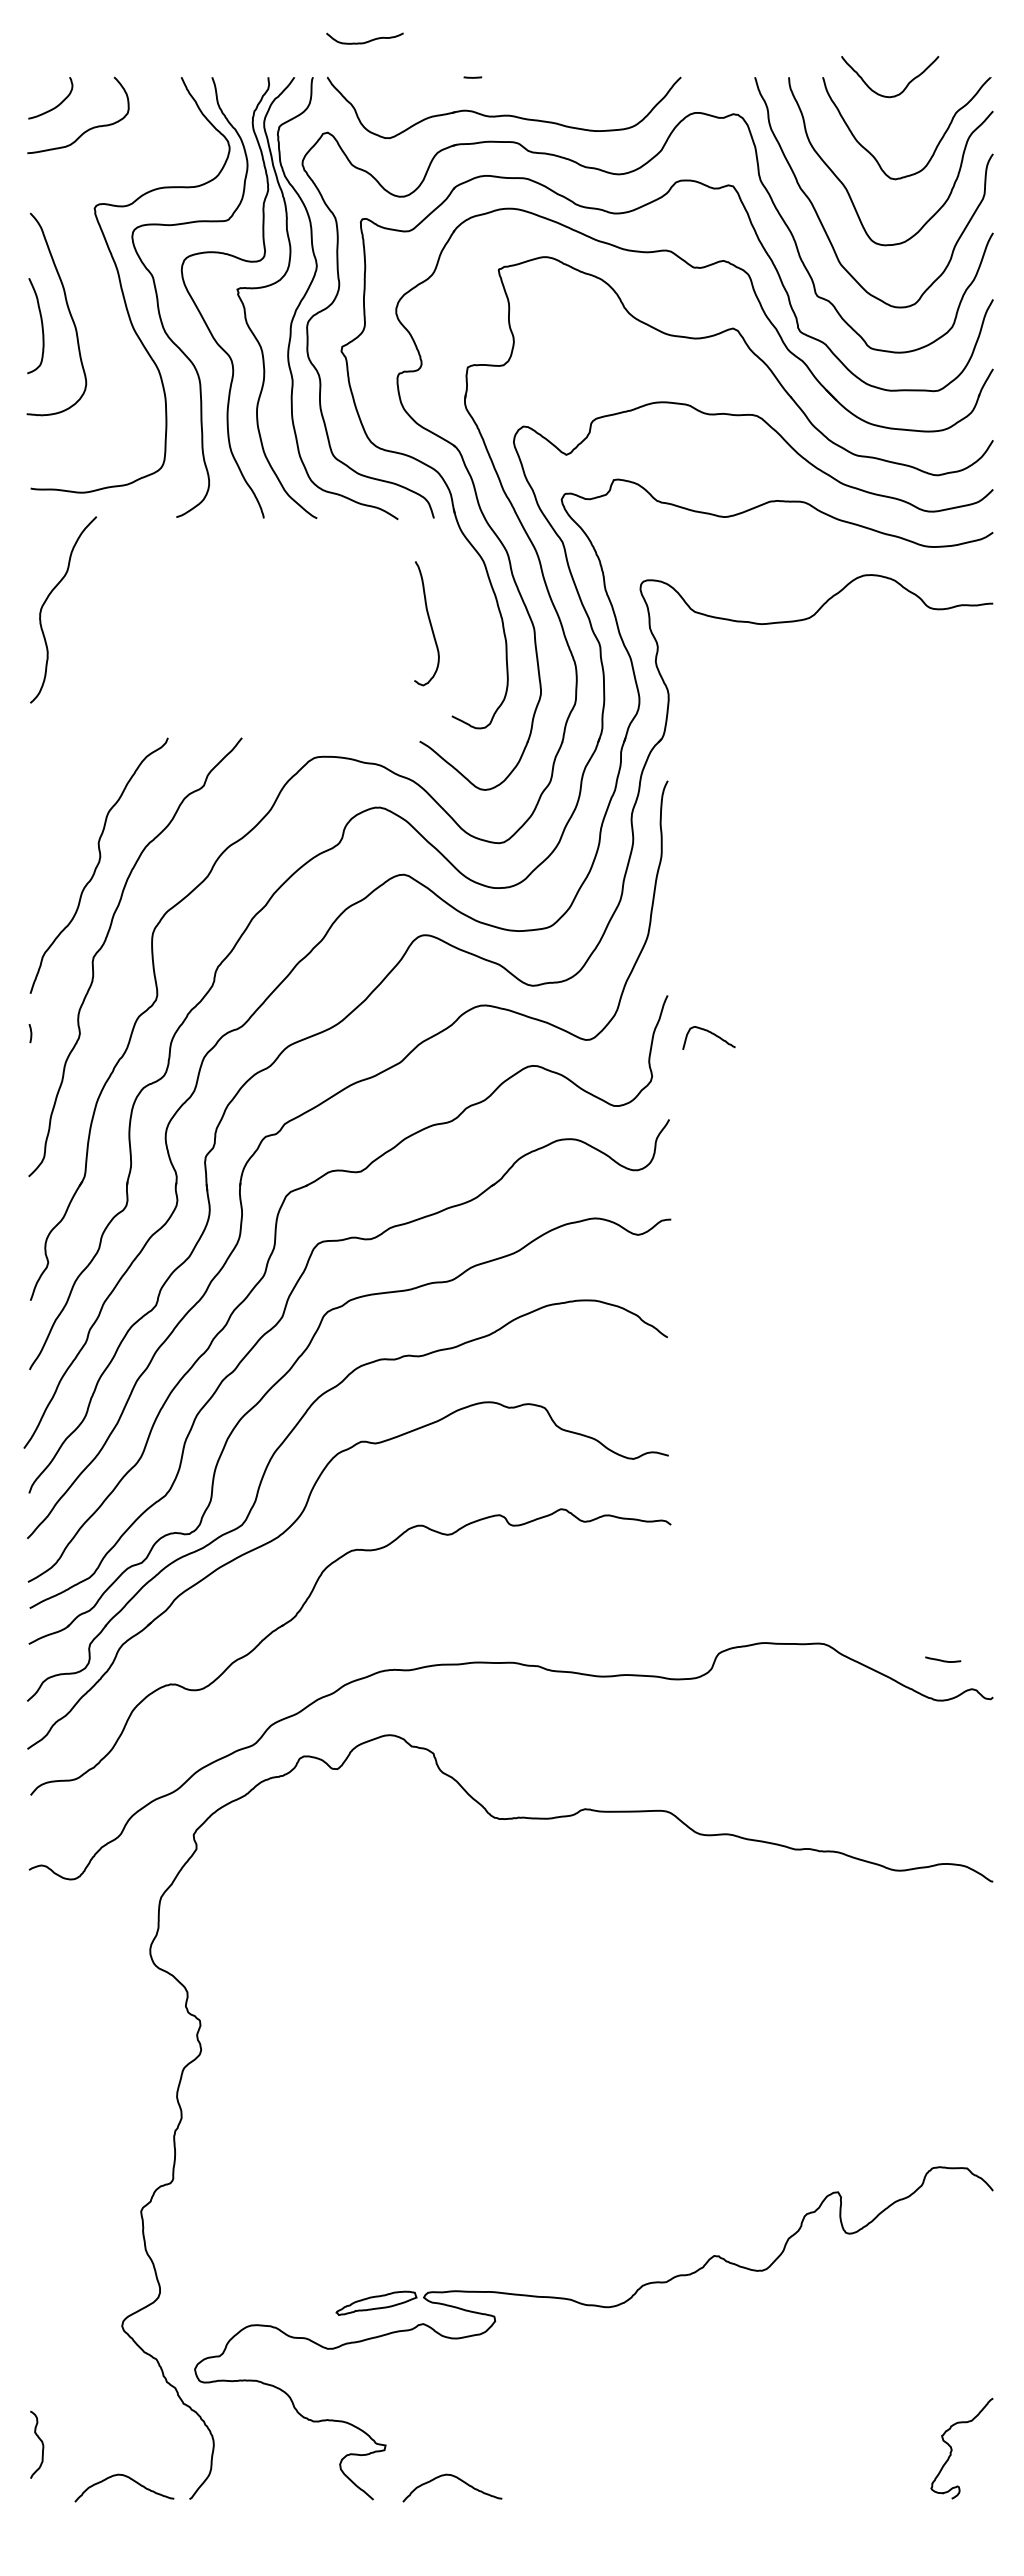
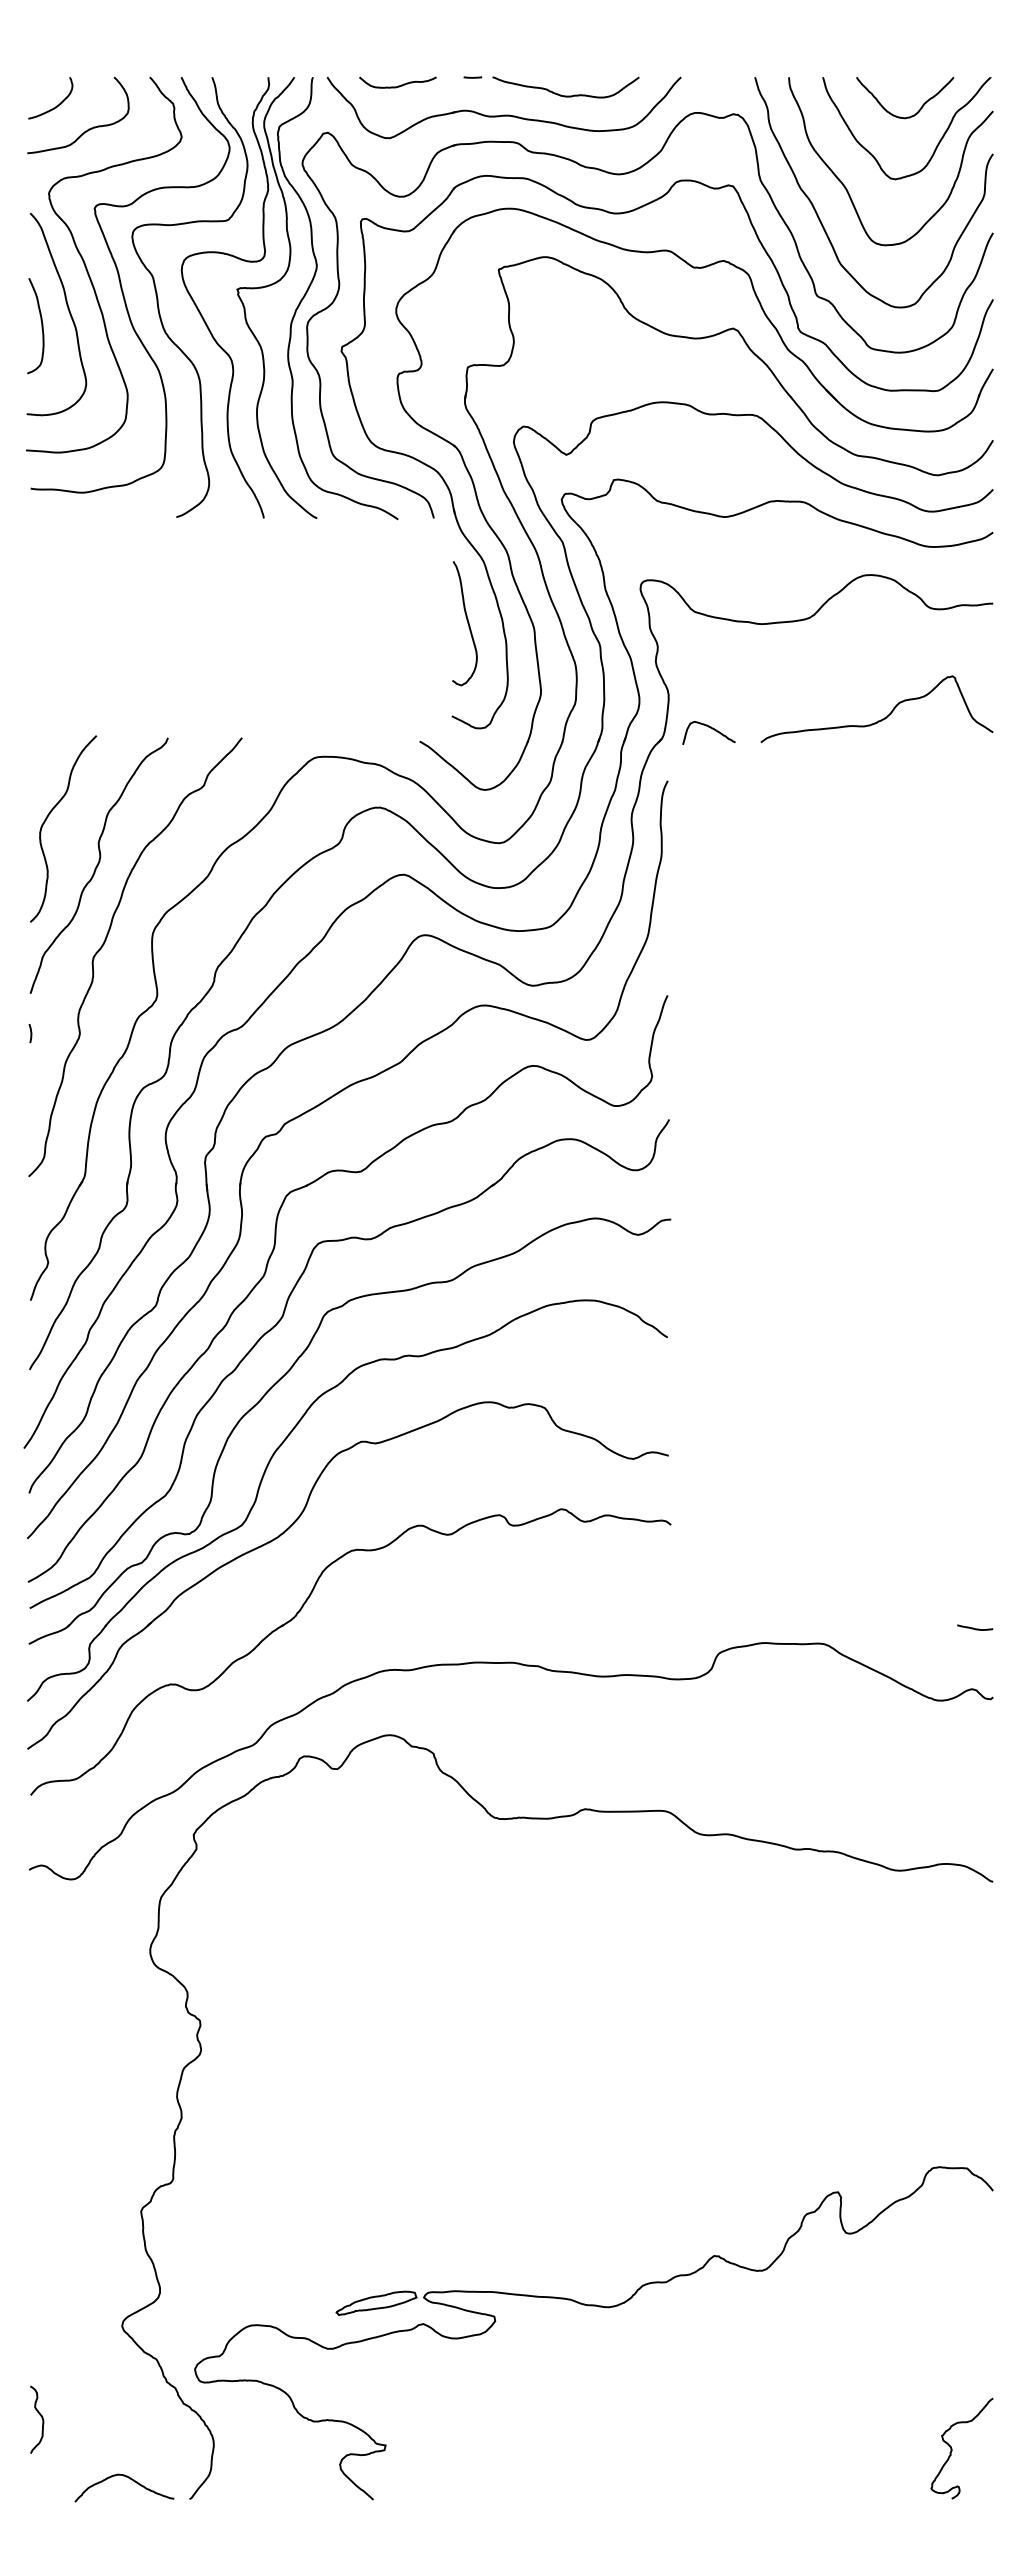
curve position: (365, 41) -> (398, 85) (398, 85)
curve position: (905, 86) -> (920, 107) (920, 107)
curve: none -> present (565, 95)
curve: none -> present (87, 268)
curve position: (48, 598) -> (48, 817) (48, 817)
curve position: (429, 623) -> (467, 623) (467, 623)
curve: none -> present (882, 718)
curve position: (710, 1033) -> (710, 728) (710, 728)
curve position: (943, 1660) -> (975, 1628) (975, 1628)
curve position: (41, 2443) -> (41, 2418) (41, 2418)
curve: present -> none (456, 2478)
